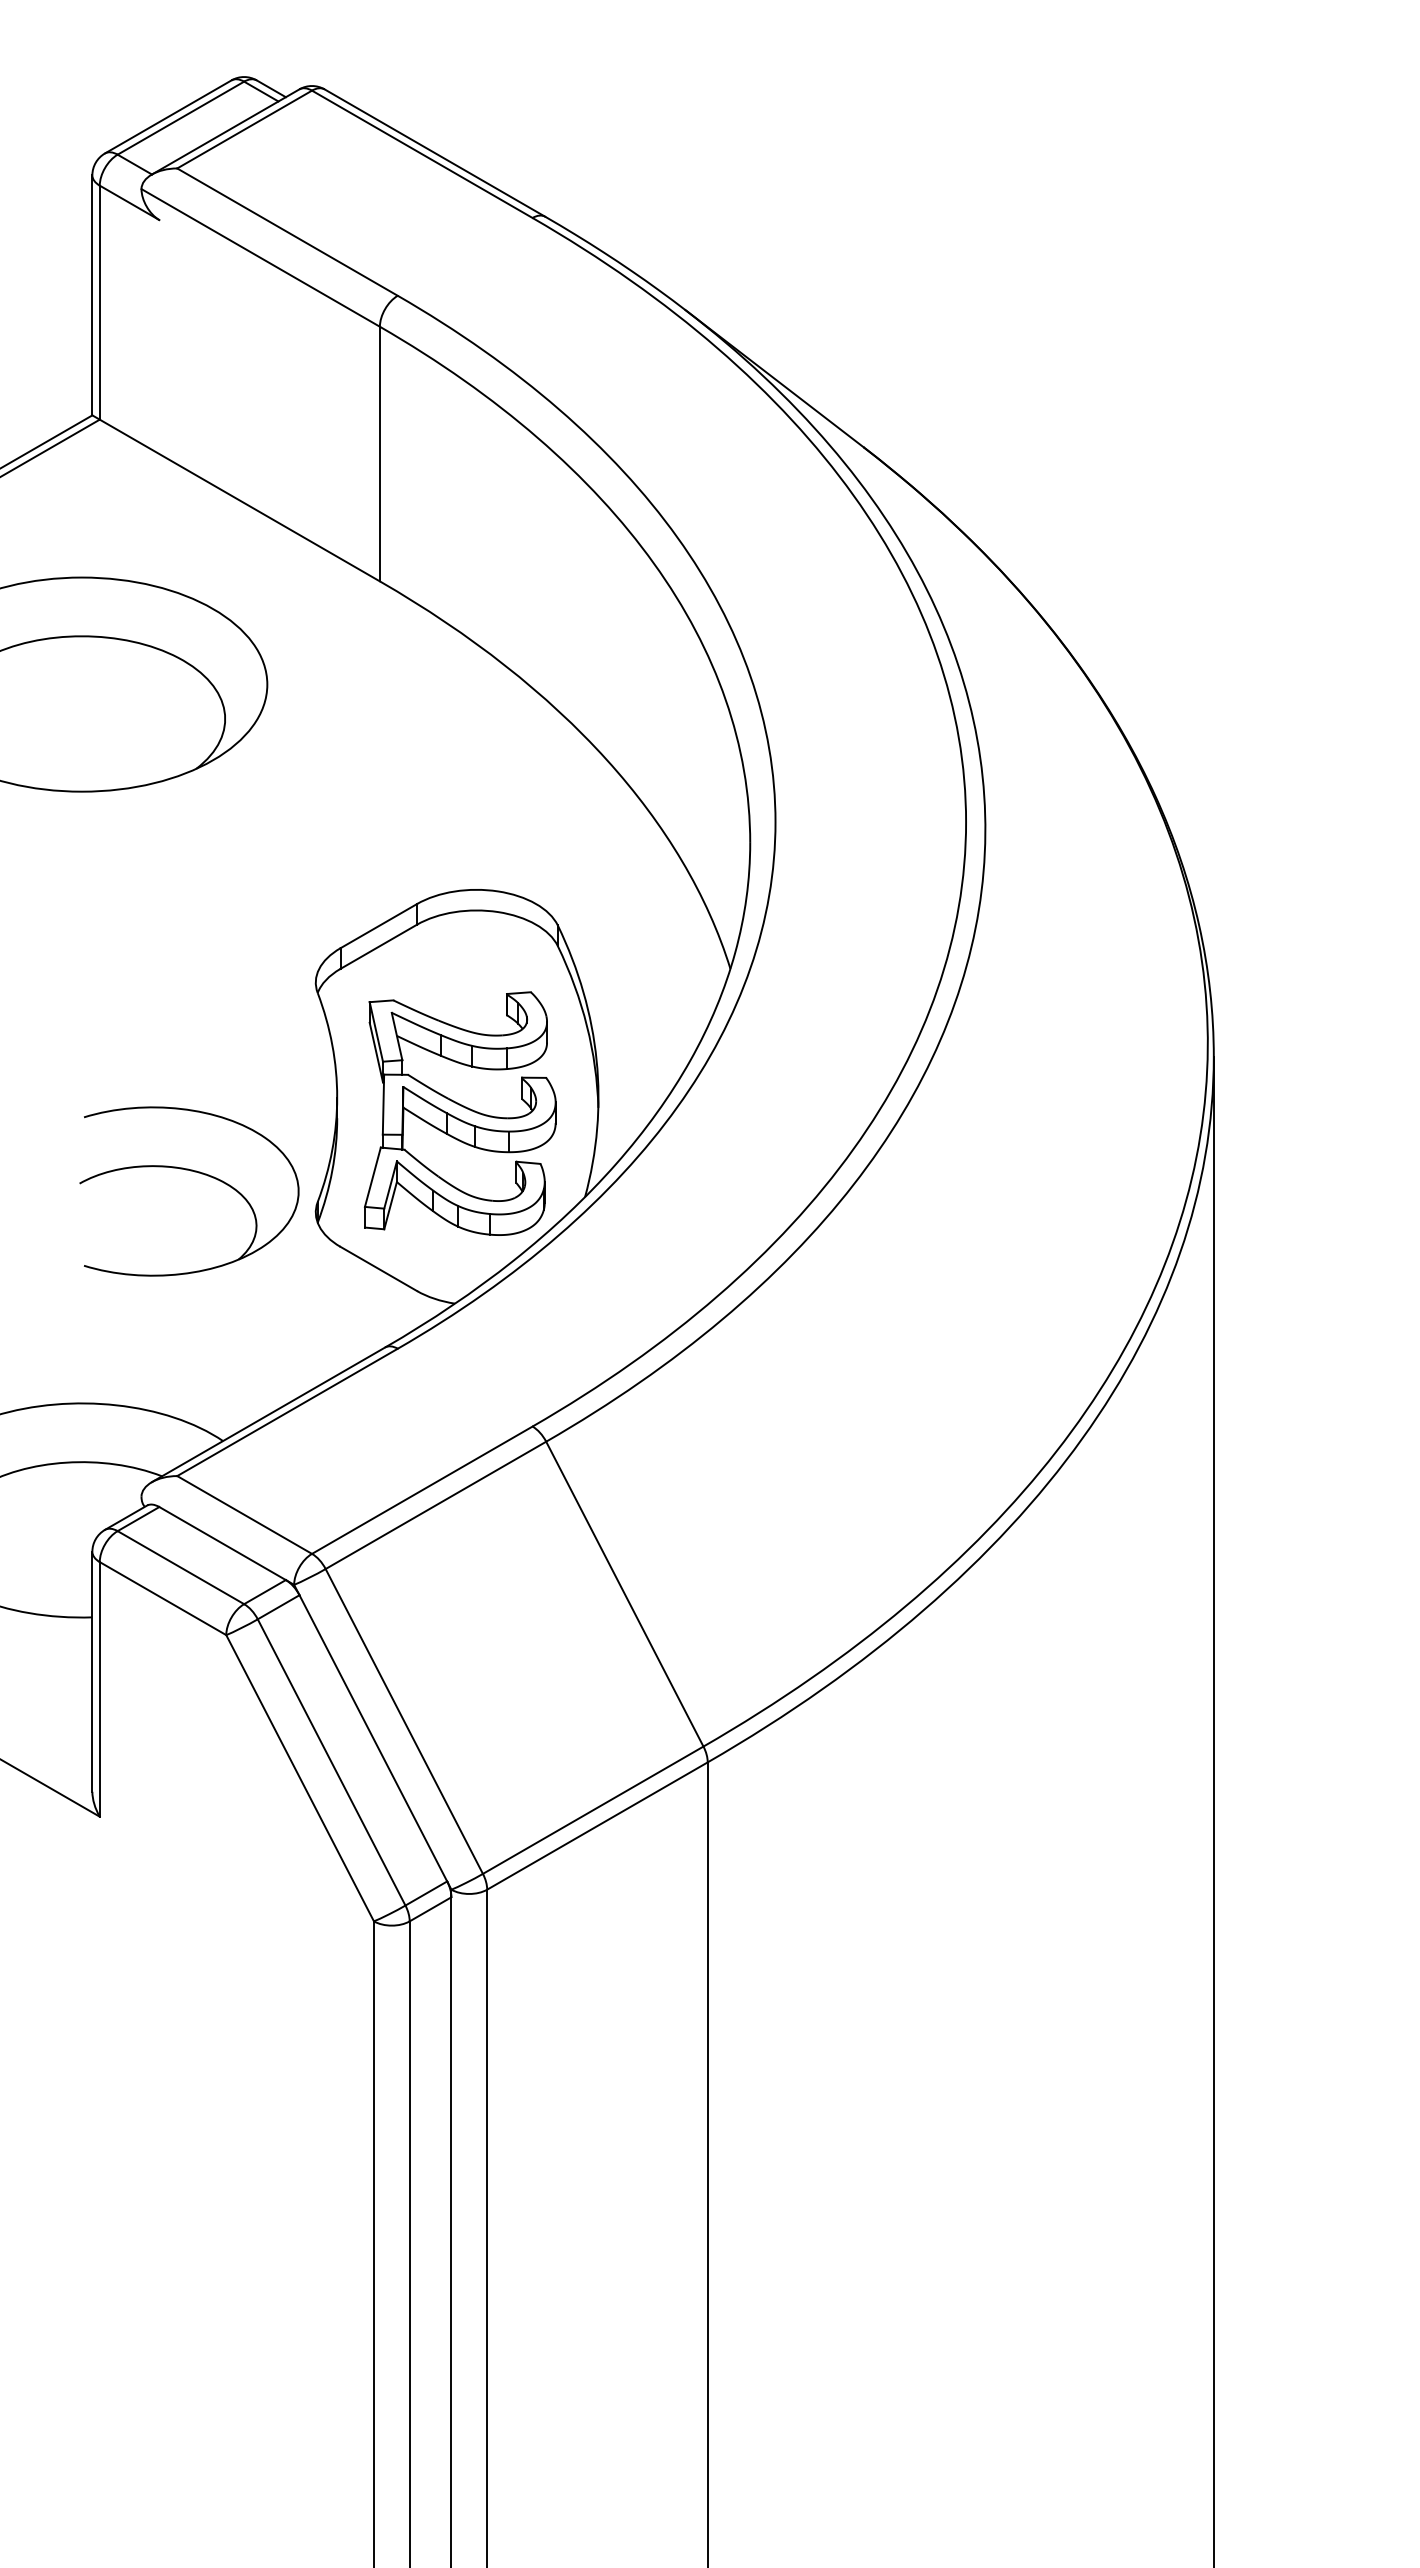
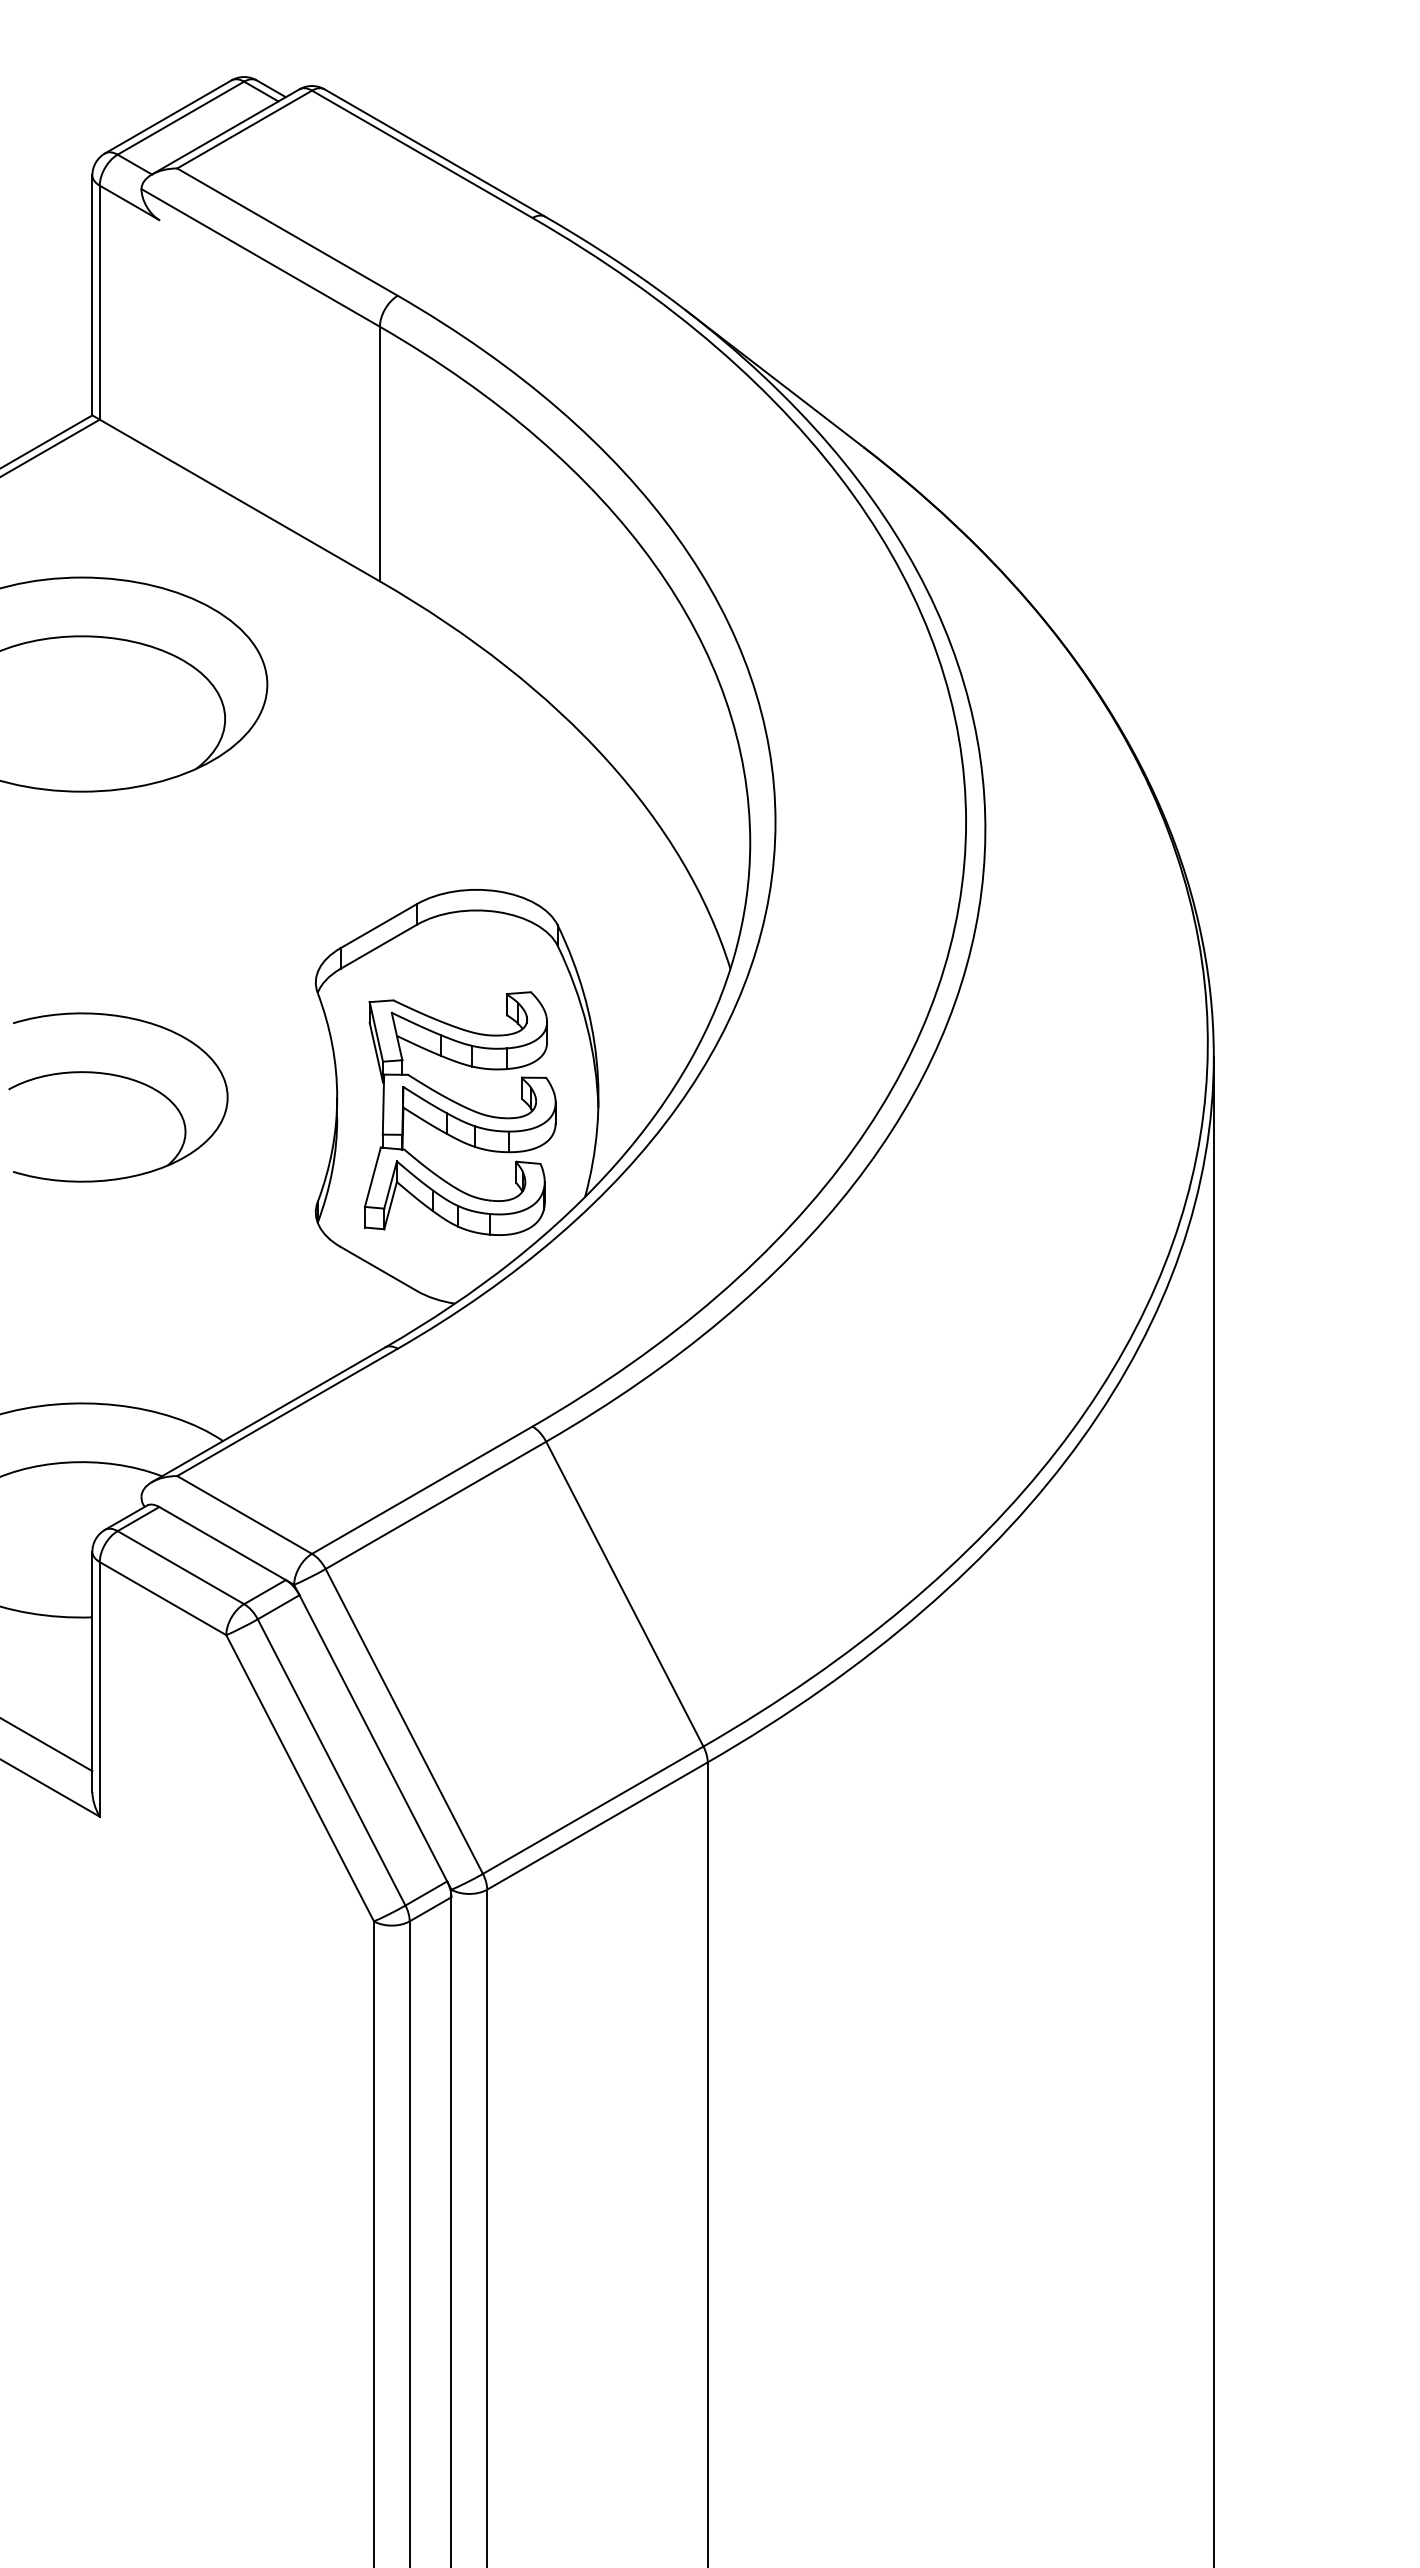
part position: (194, 1172) -> (123, 1078) (123, 1078)
line: none -> present (47, 1745)
